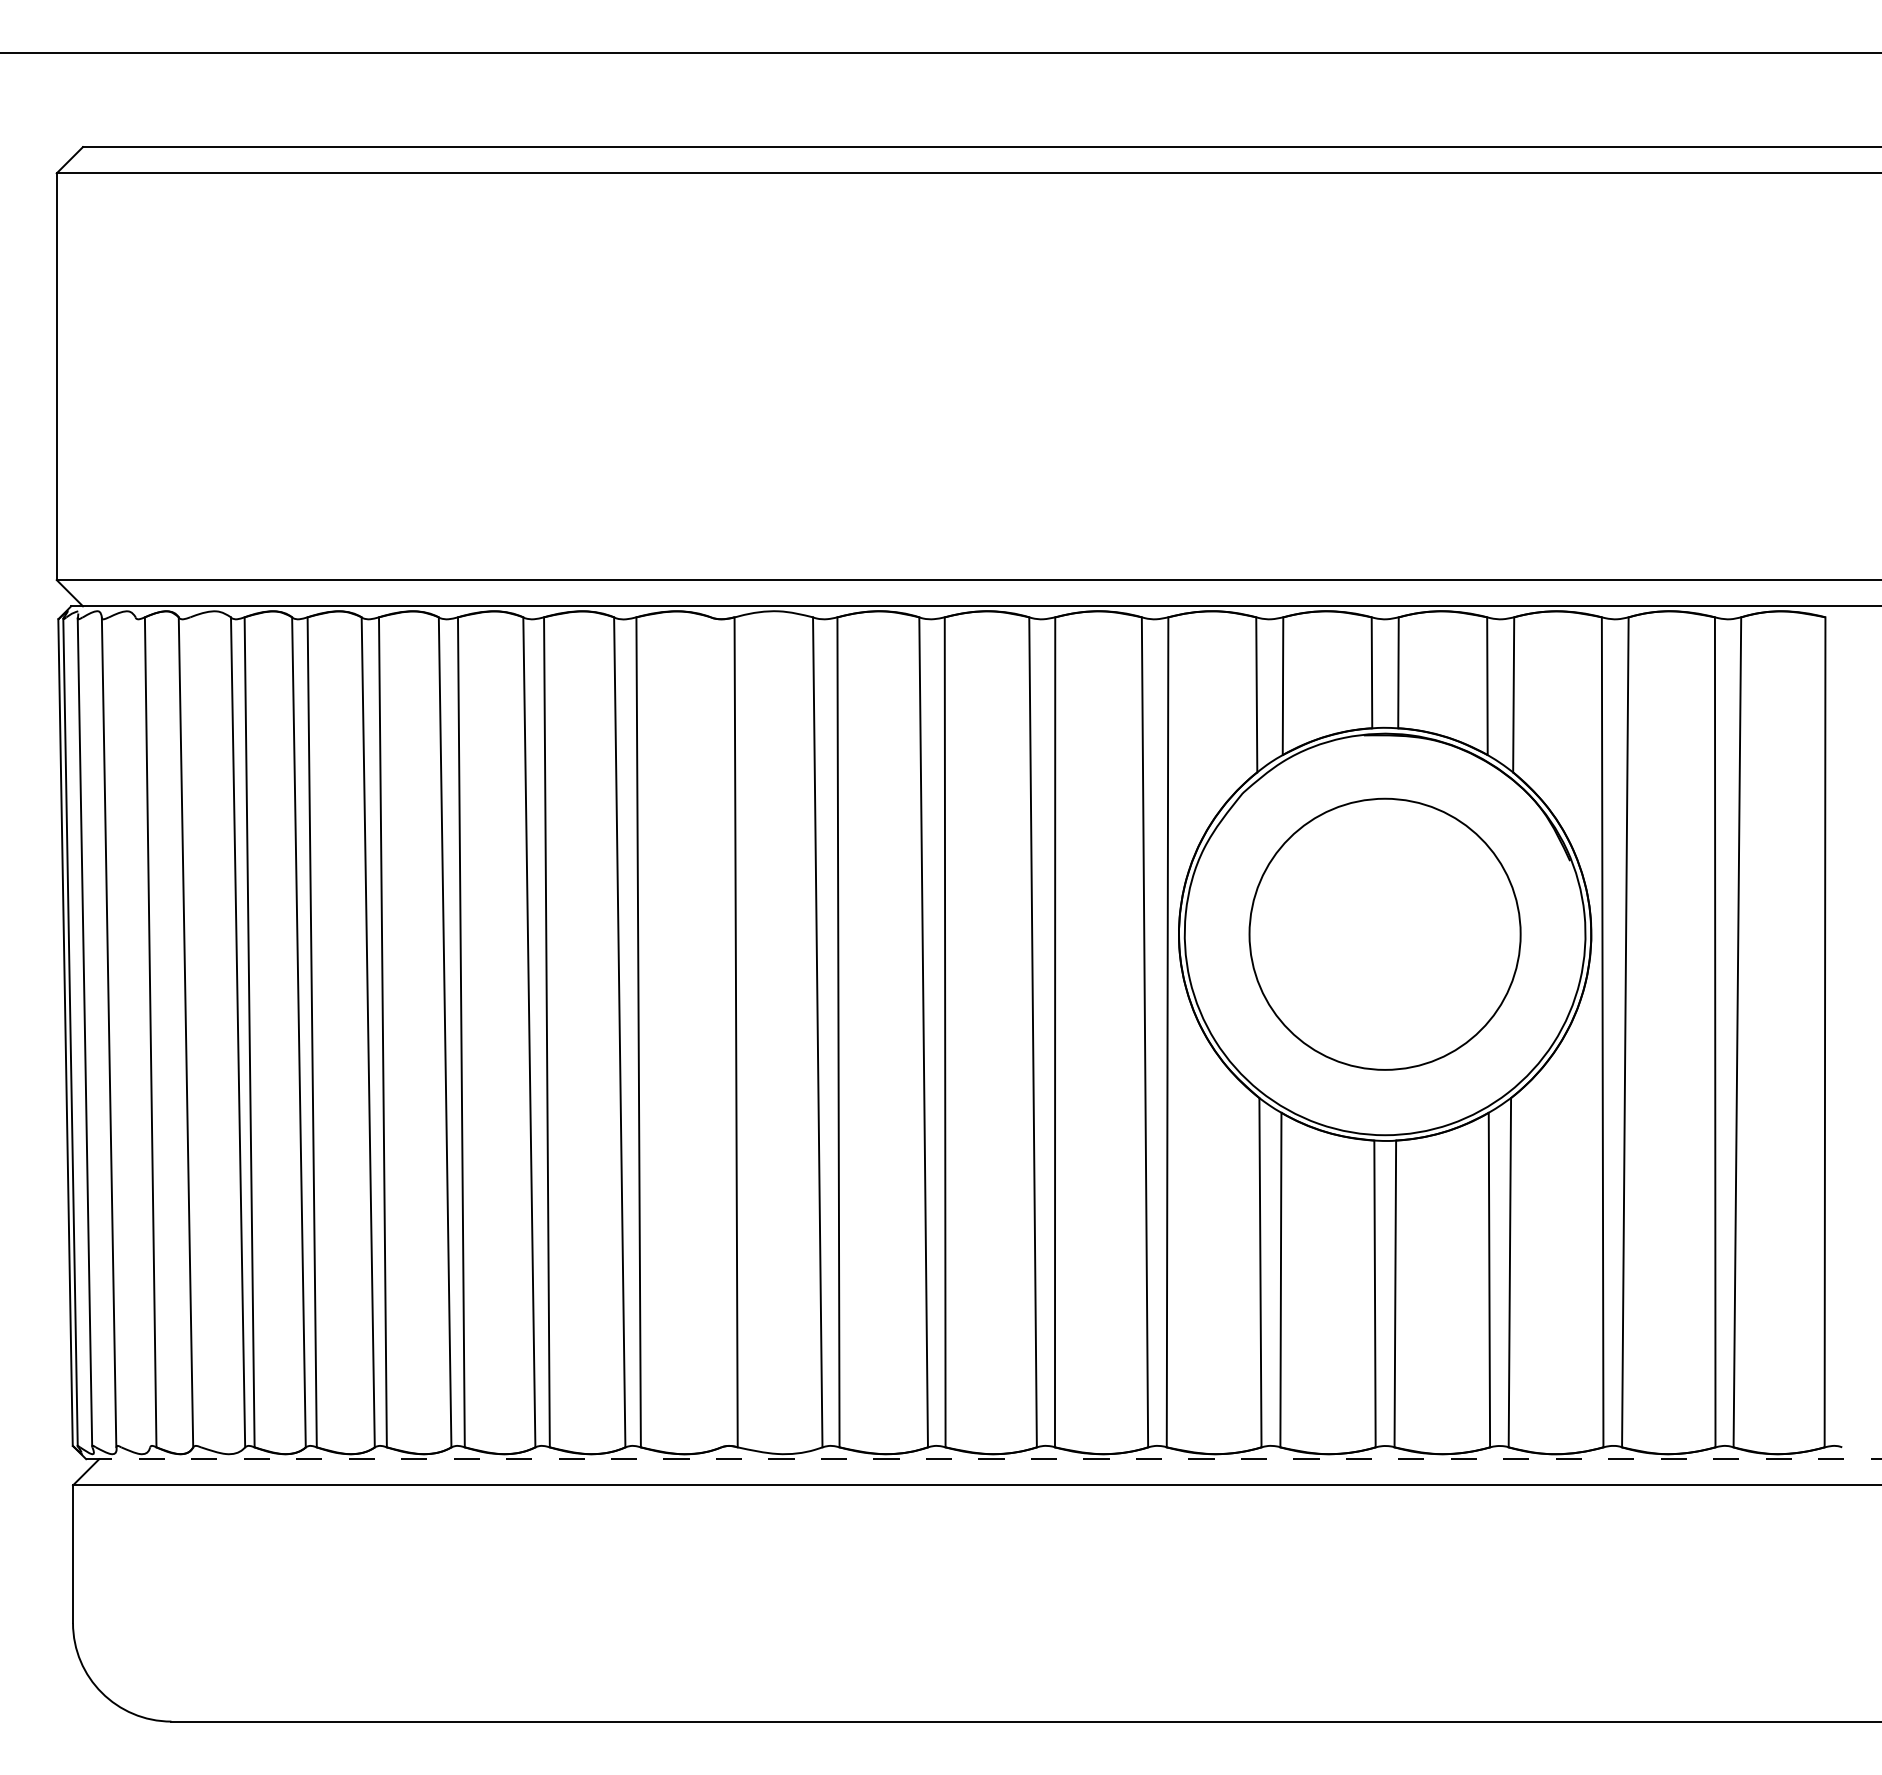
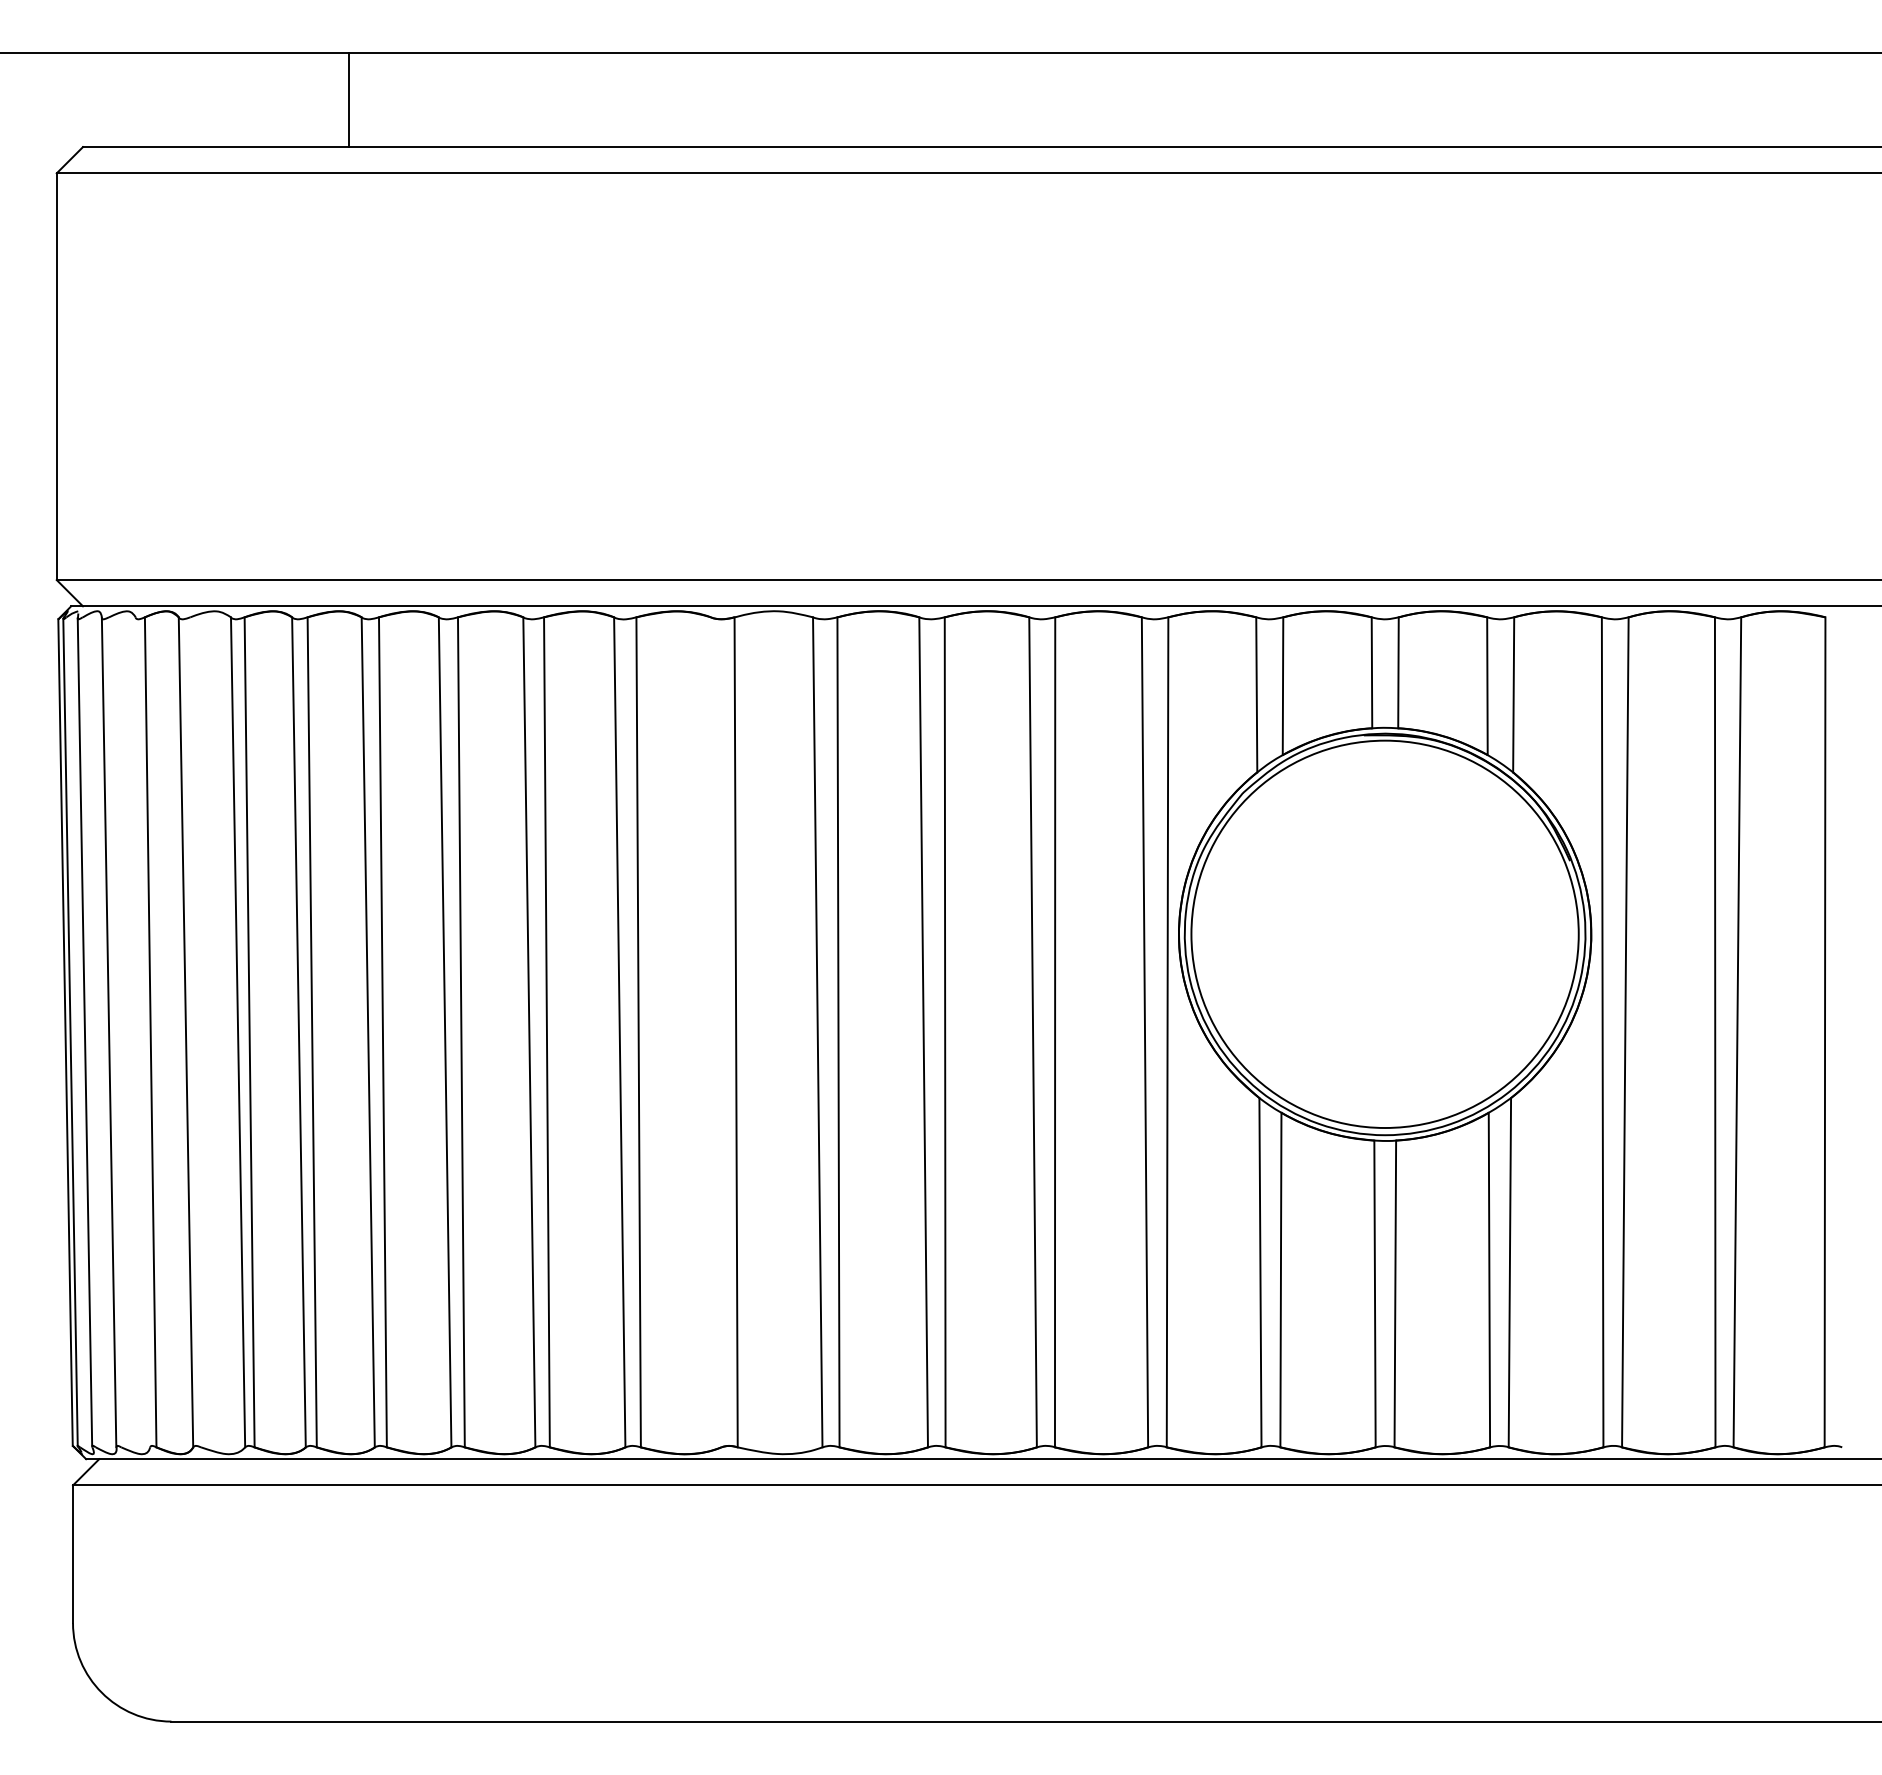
line: none -> present (348, 100)
circle diameter: 271 px -> 387 px (1384, 934)
line: dashed -> solid (983, 1459)
